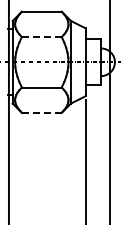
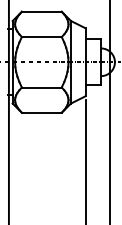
line: dashed -> solid (41, 37)
line: dashed -> solid (41, 112)
